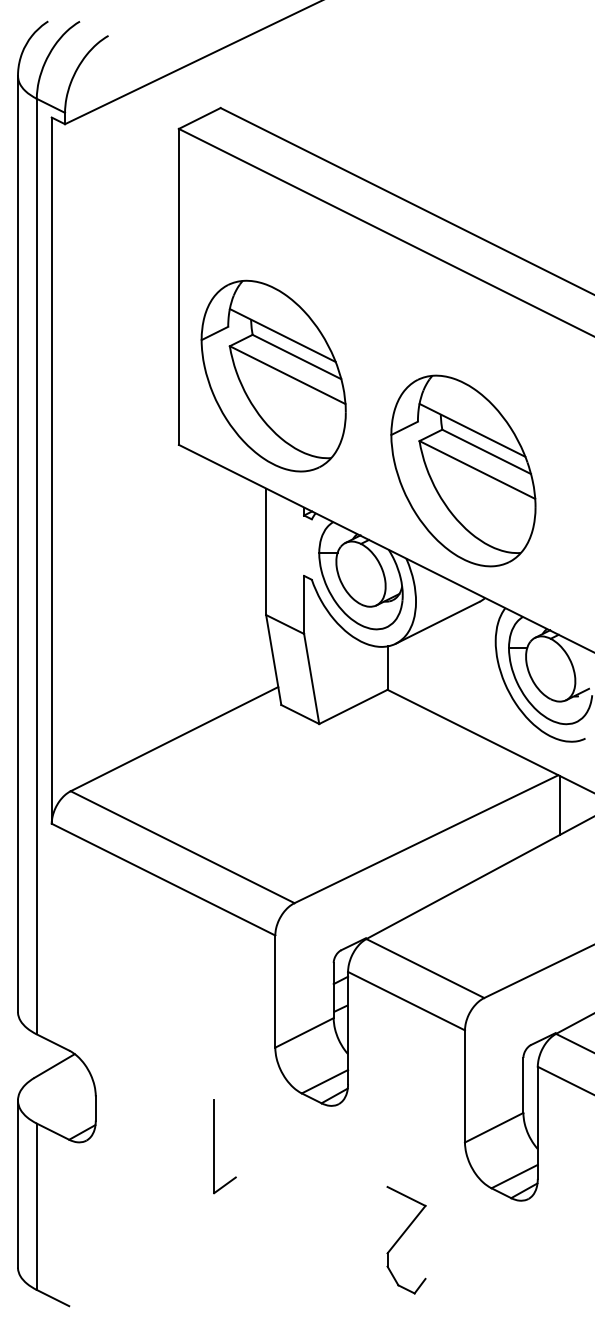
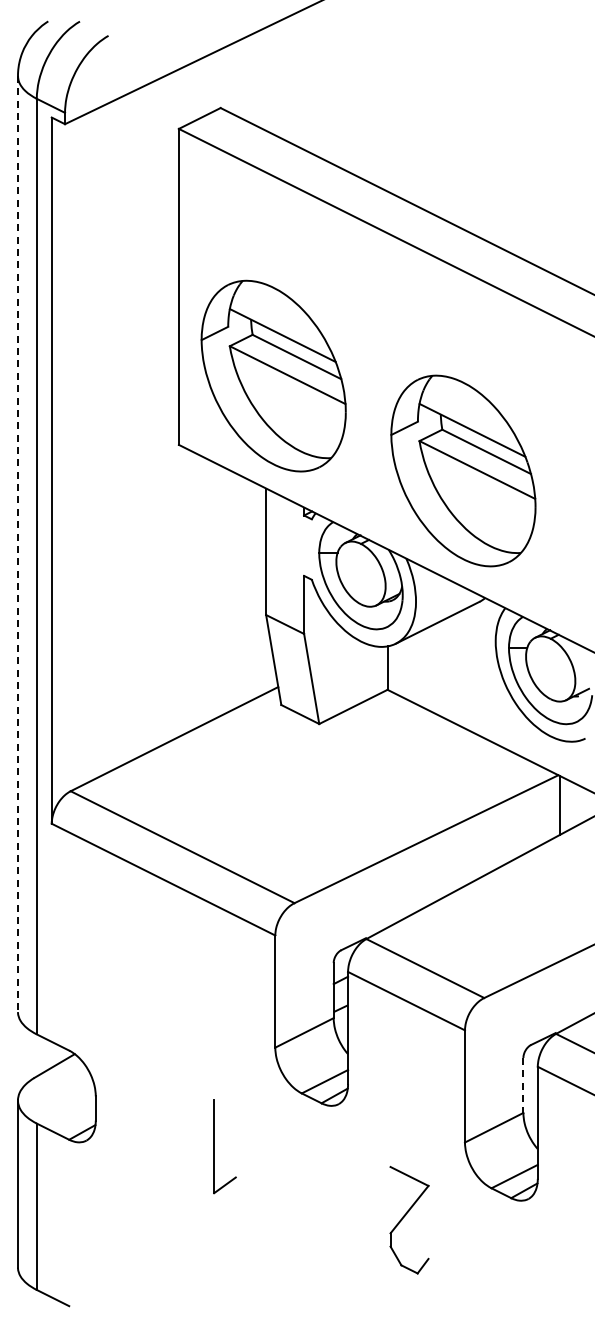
line: solid -> dashed (17, 544)
line: solid -> dashed (523, 1085)
part position: (406, 1240) -> (409, 1220) (409, 1220)
